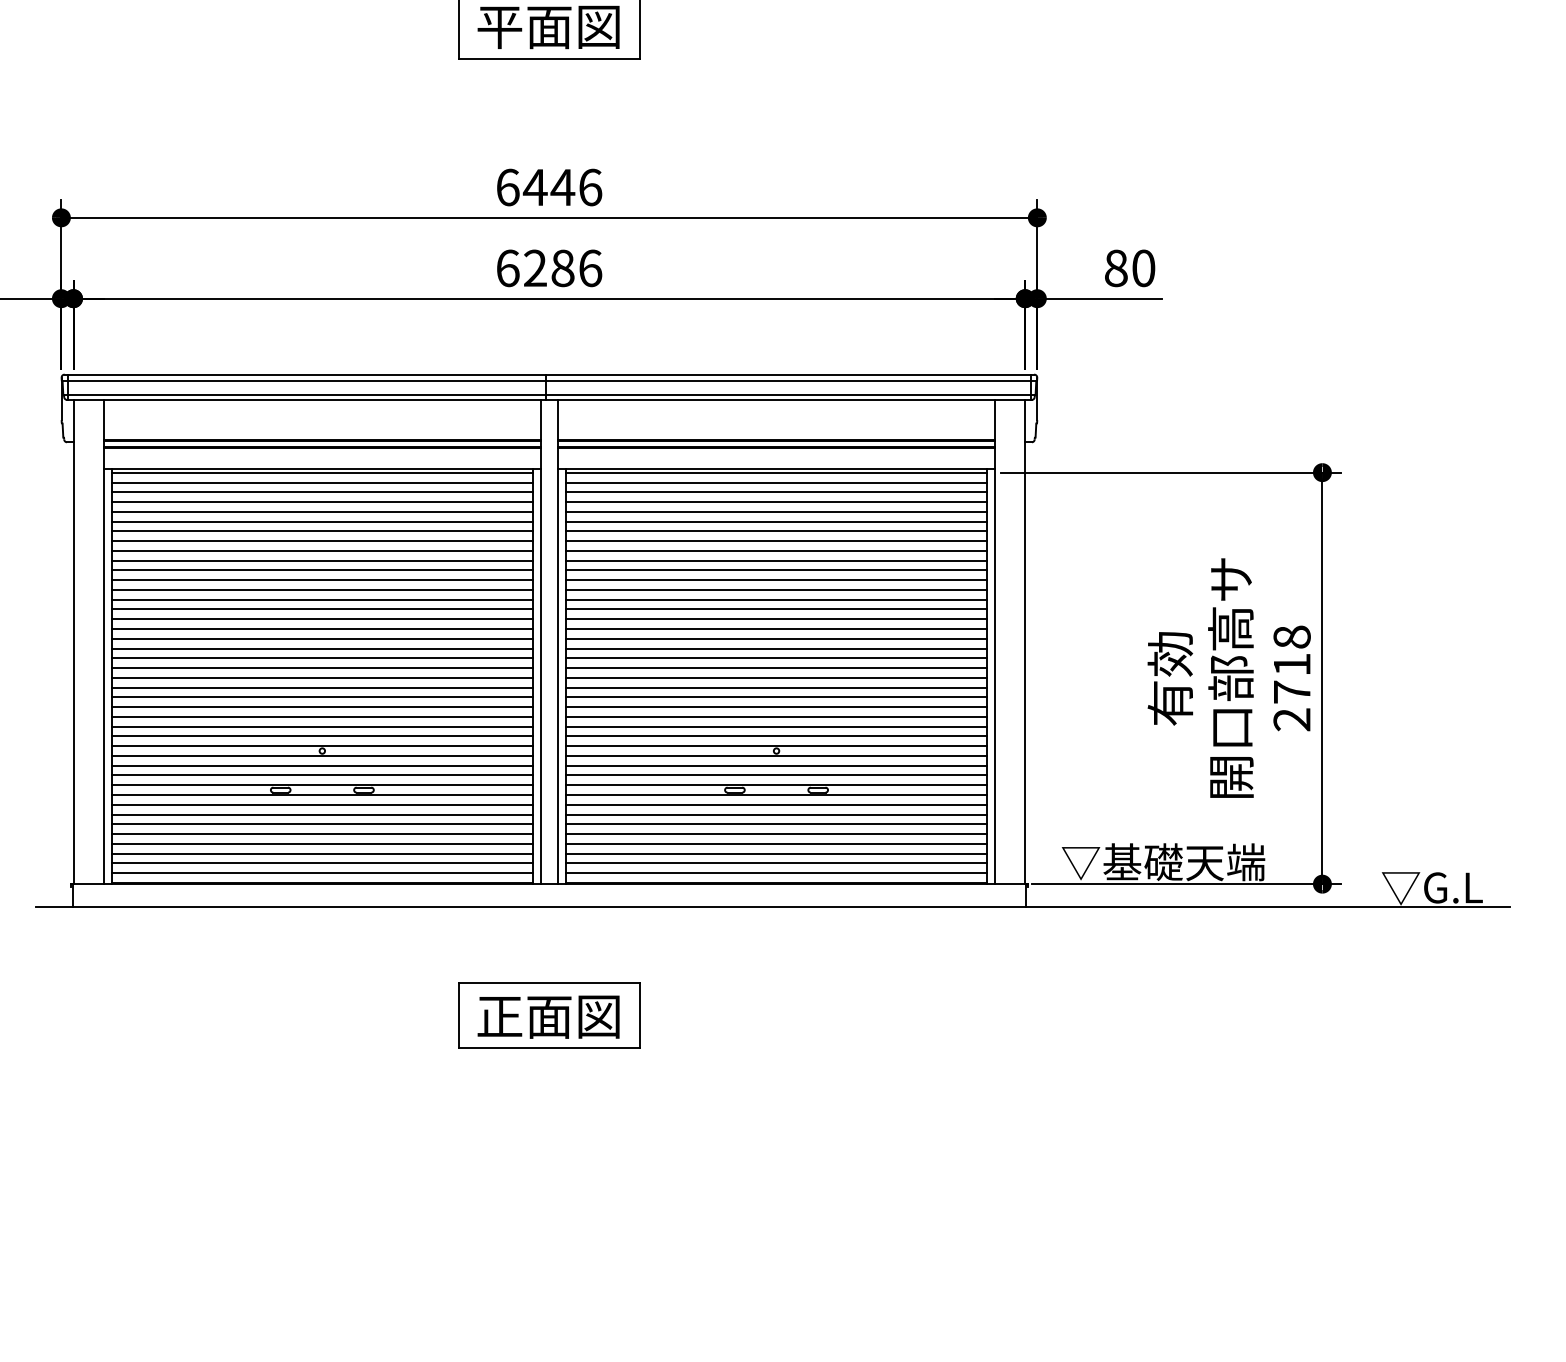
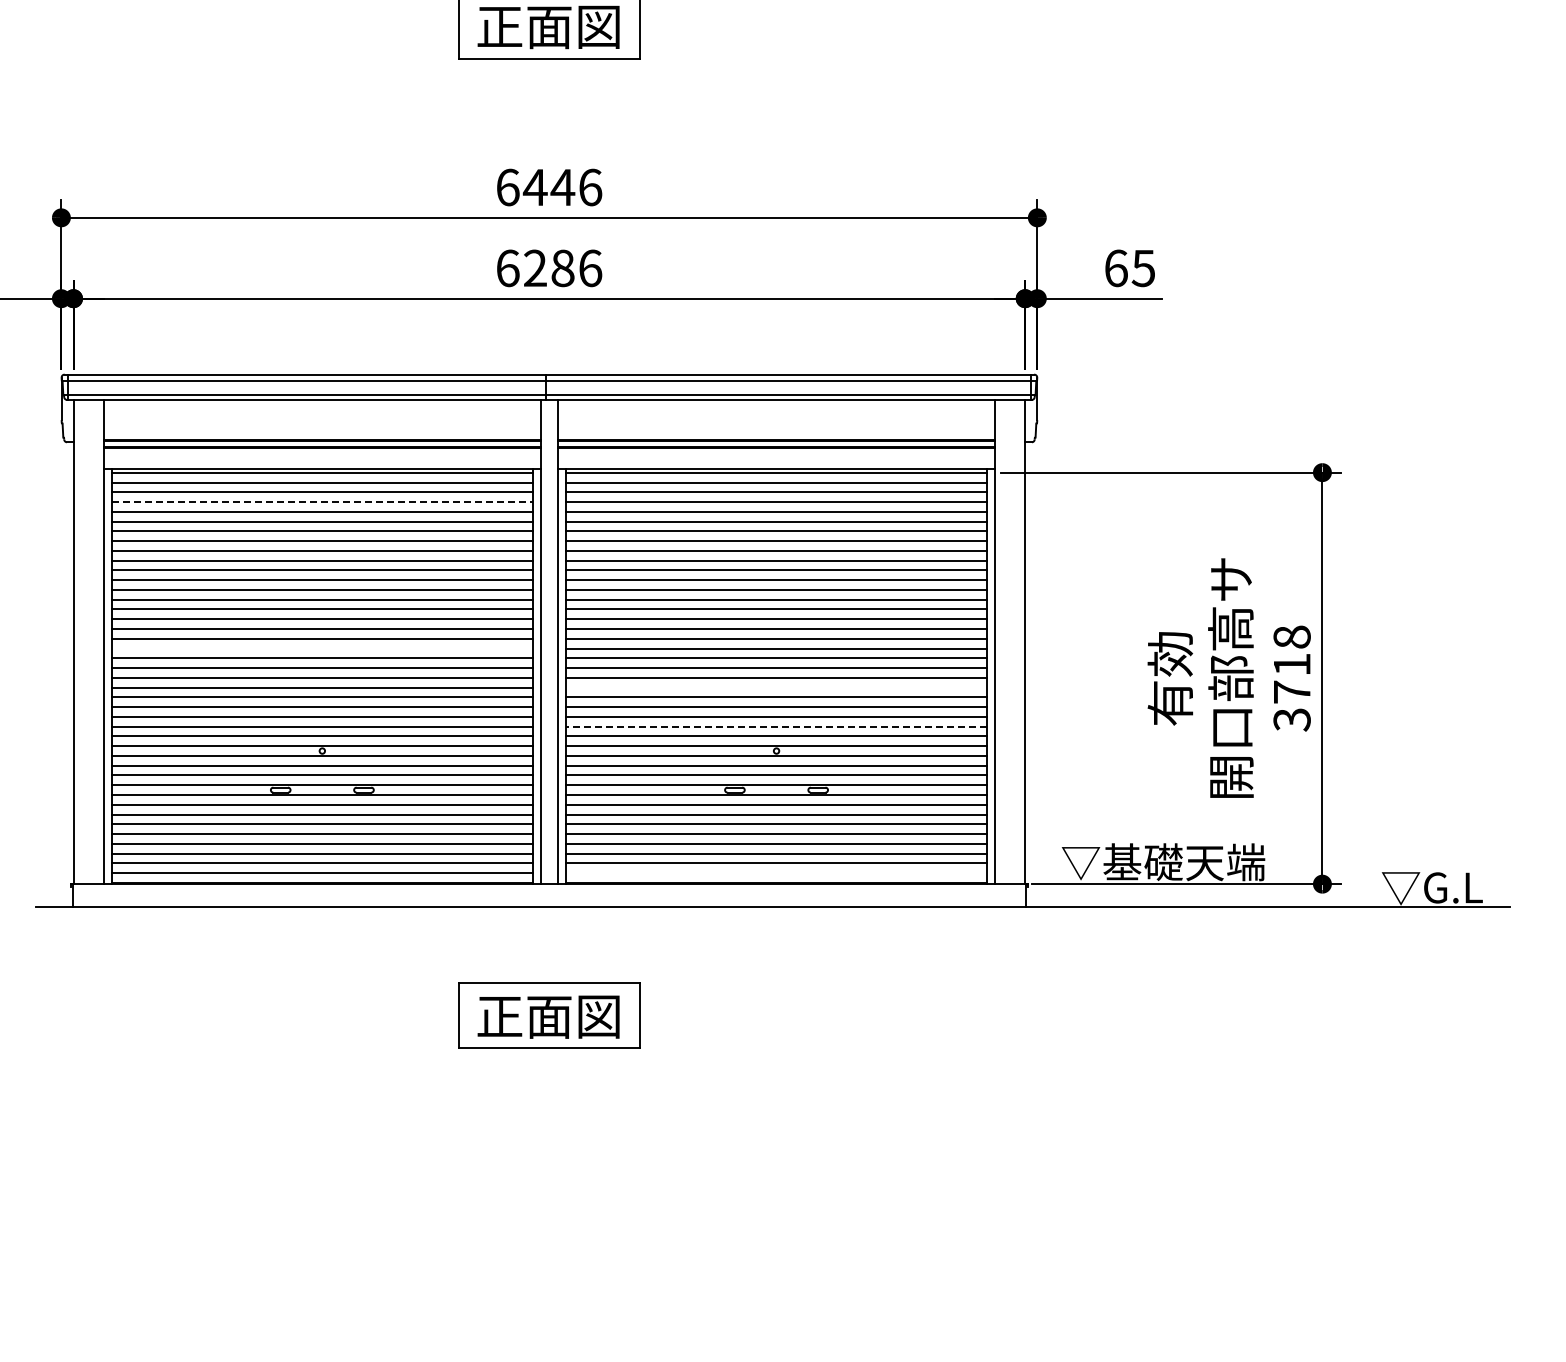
text: 平面図 -> 正面図 (499, 27)
text: 80 -> 65 (1130, 268)
line: solid -> dashed (322, 502)
line: present -> none (321, 648)
line: present -> none (776, 687)
text: 2718 -> 3718 (1291, 719)
line: solid -> dashed (776, 726)
line: present -> none (776, 873)
